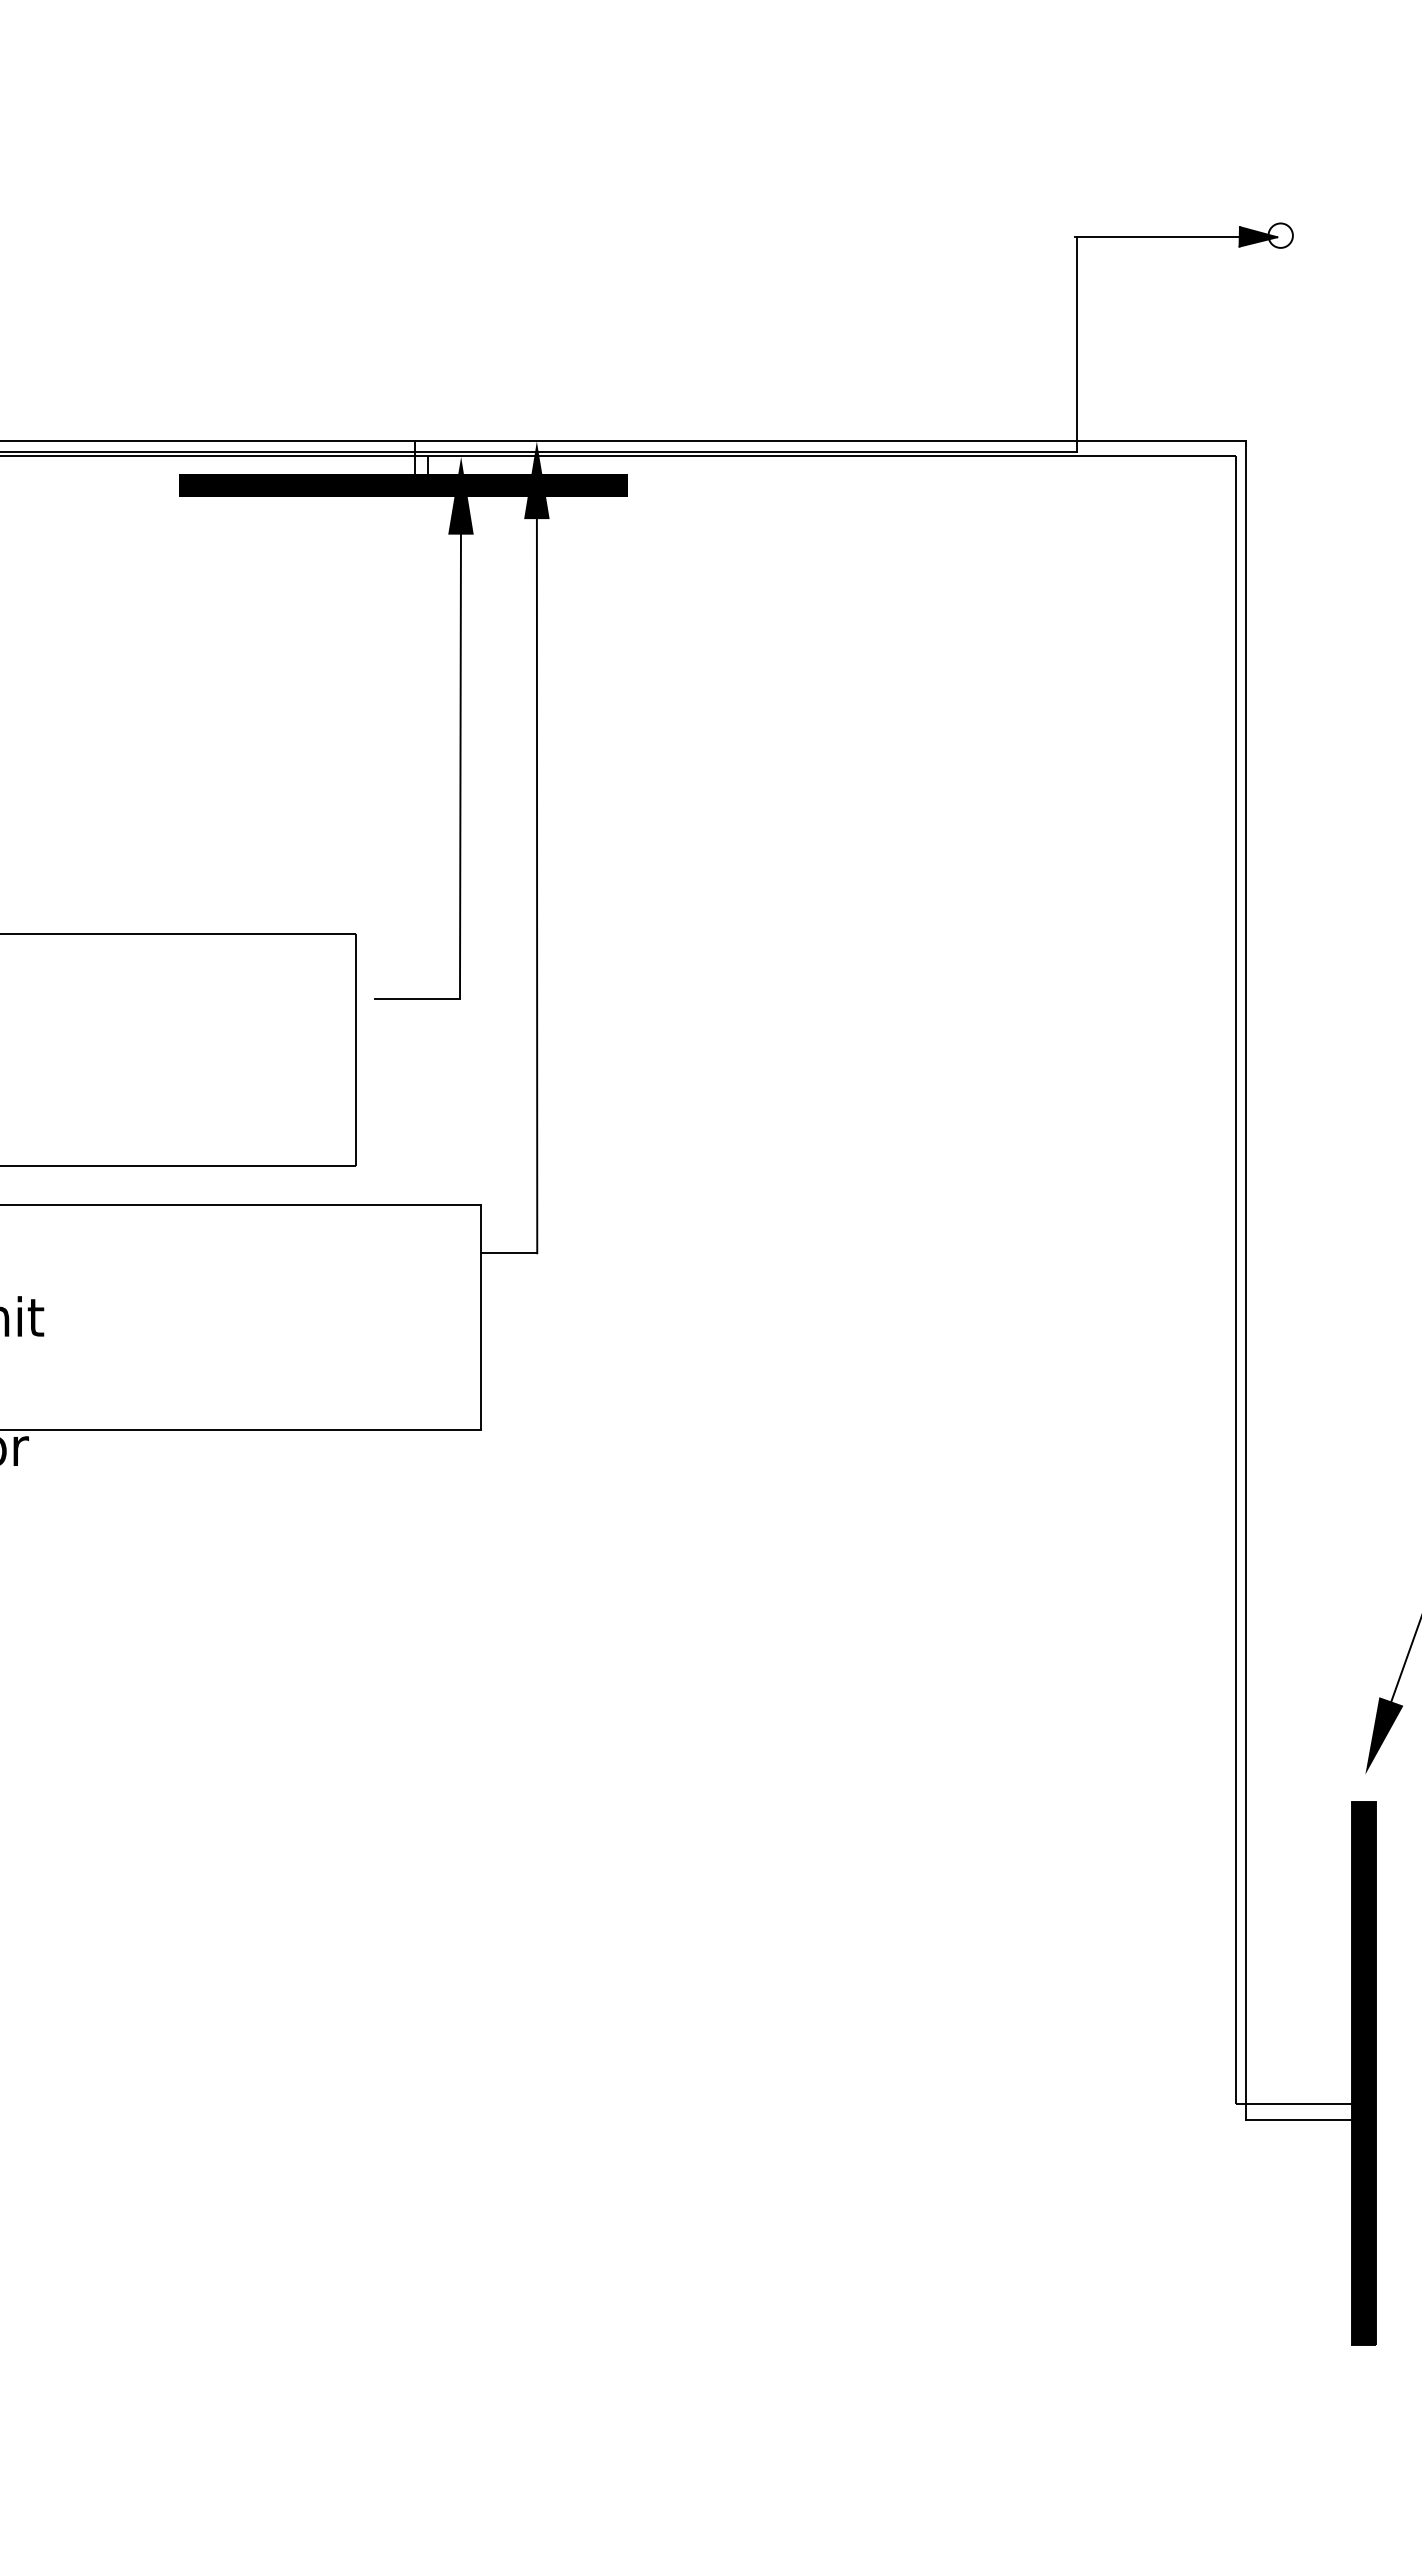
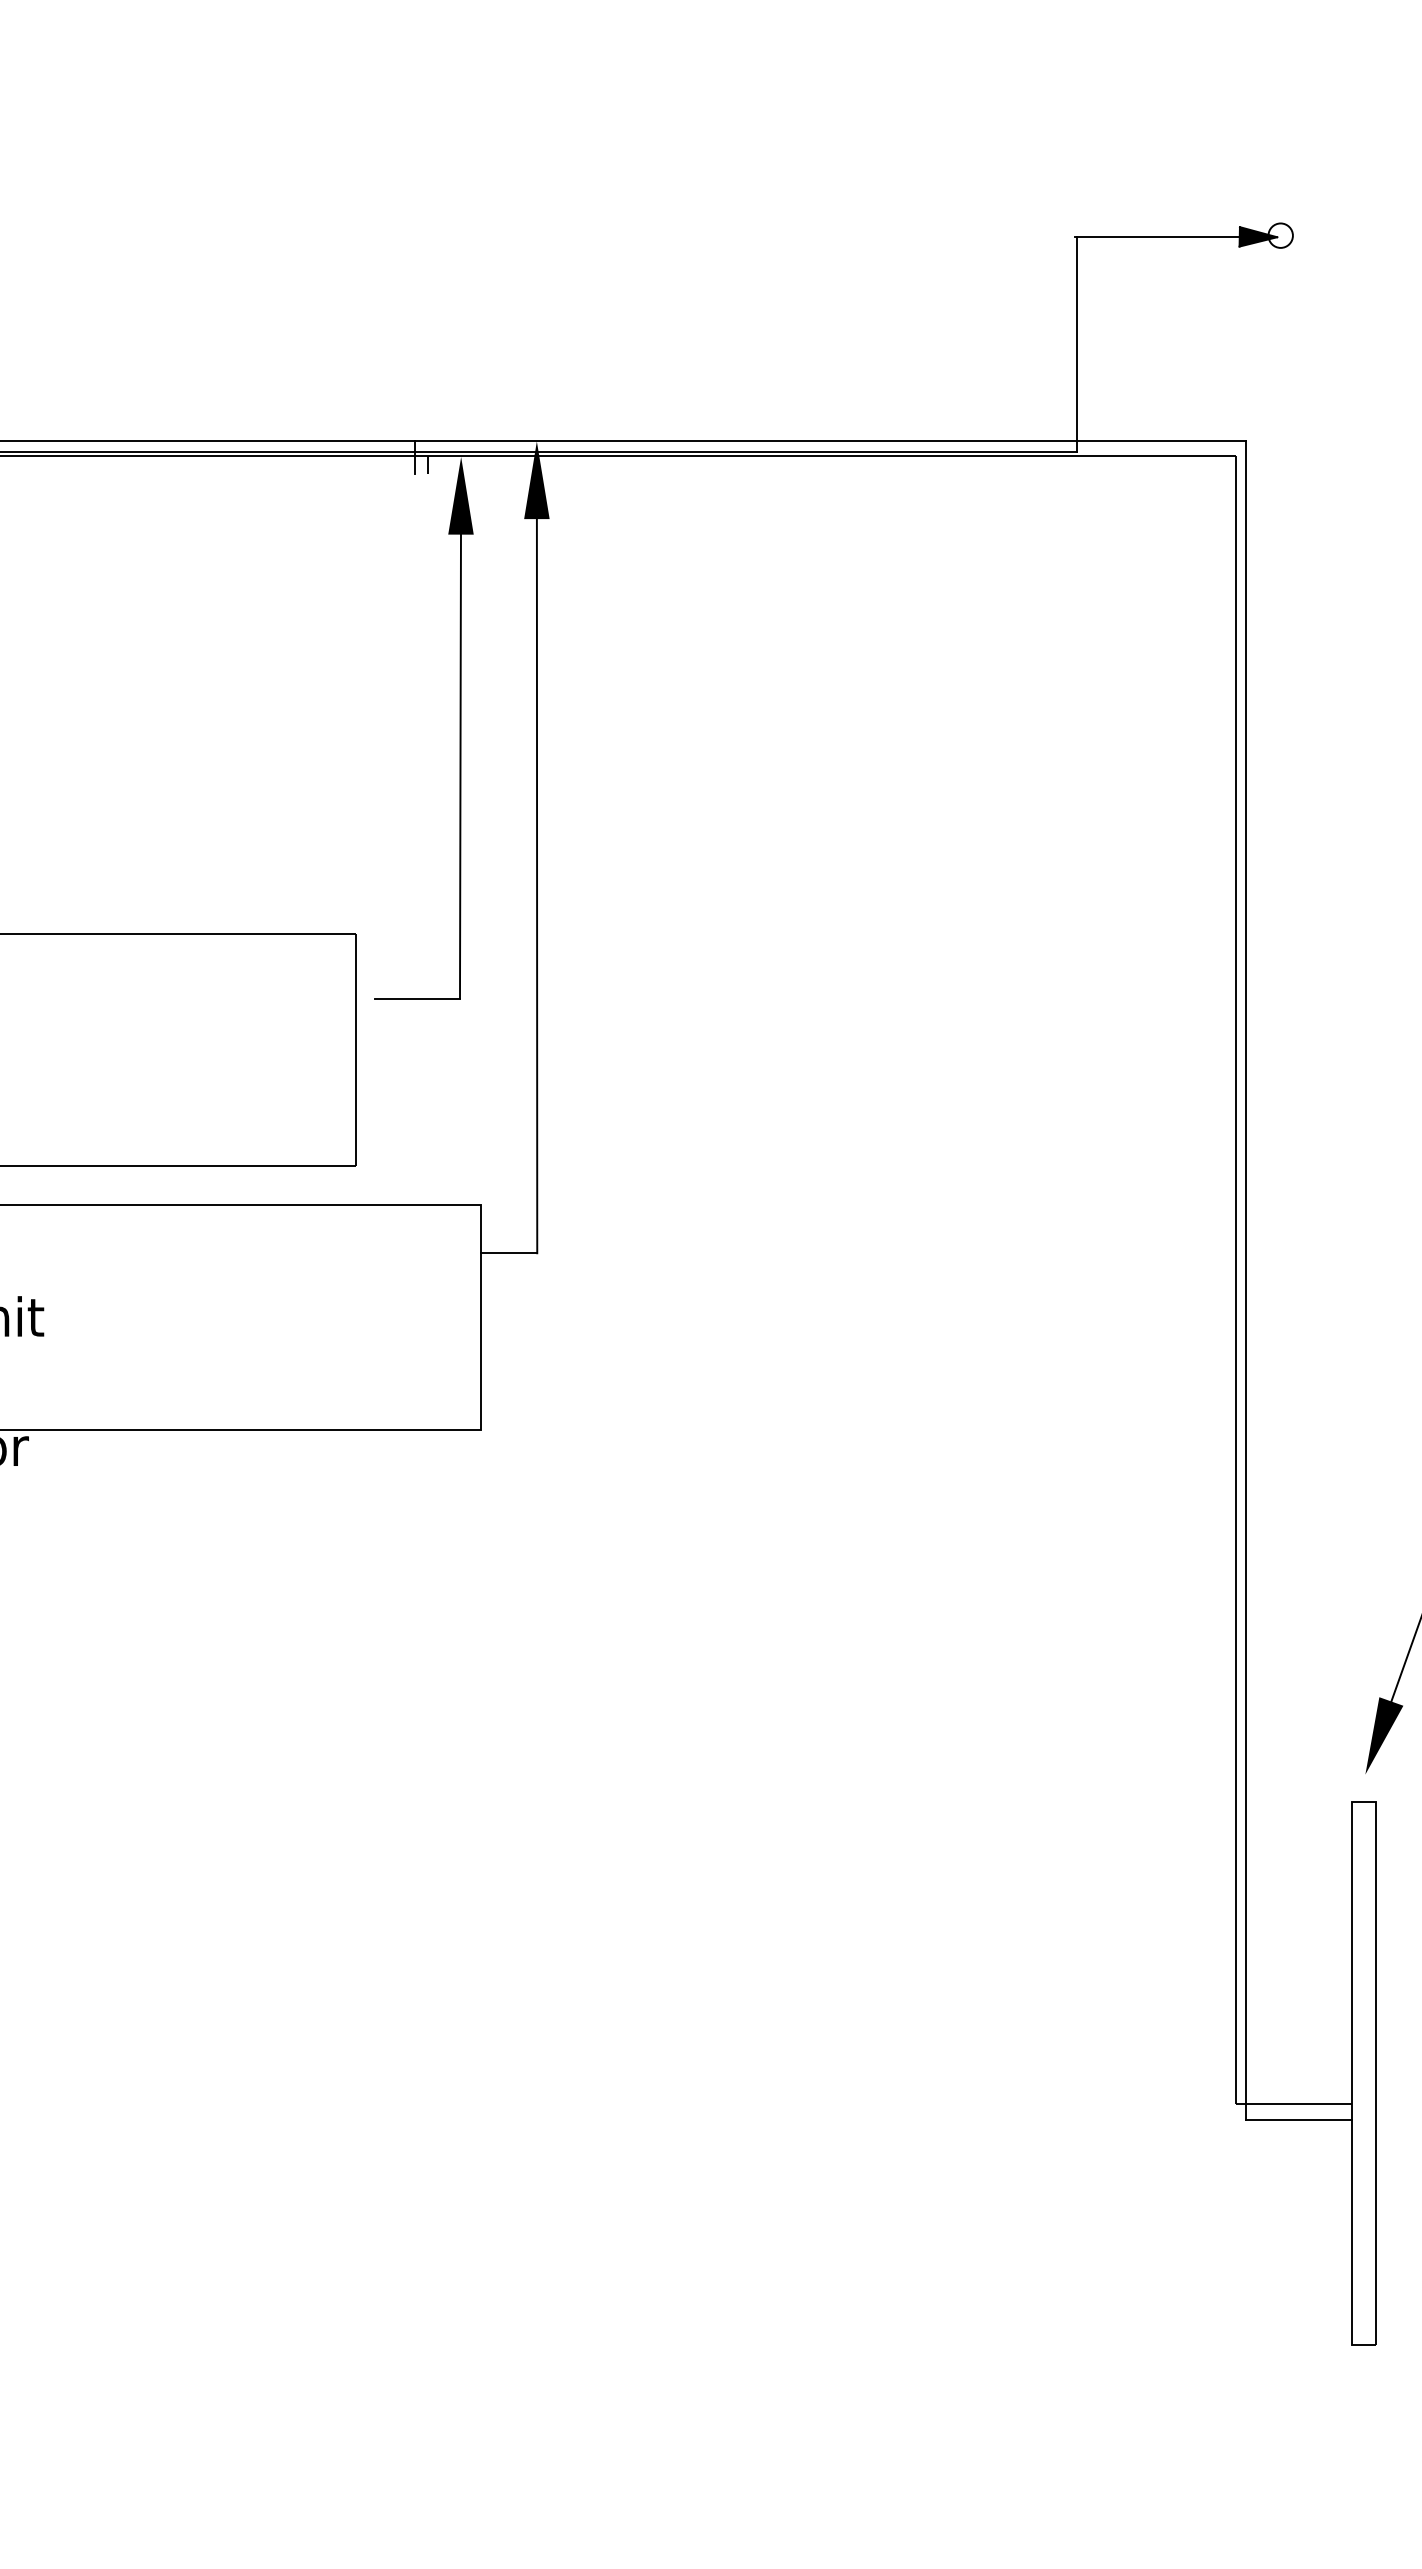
fill: present -> none (402, 485)
fill: present -> none (1363, 2073)
